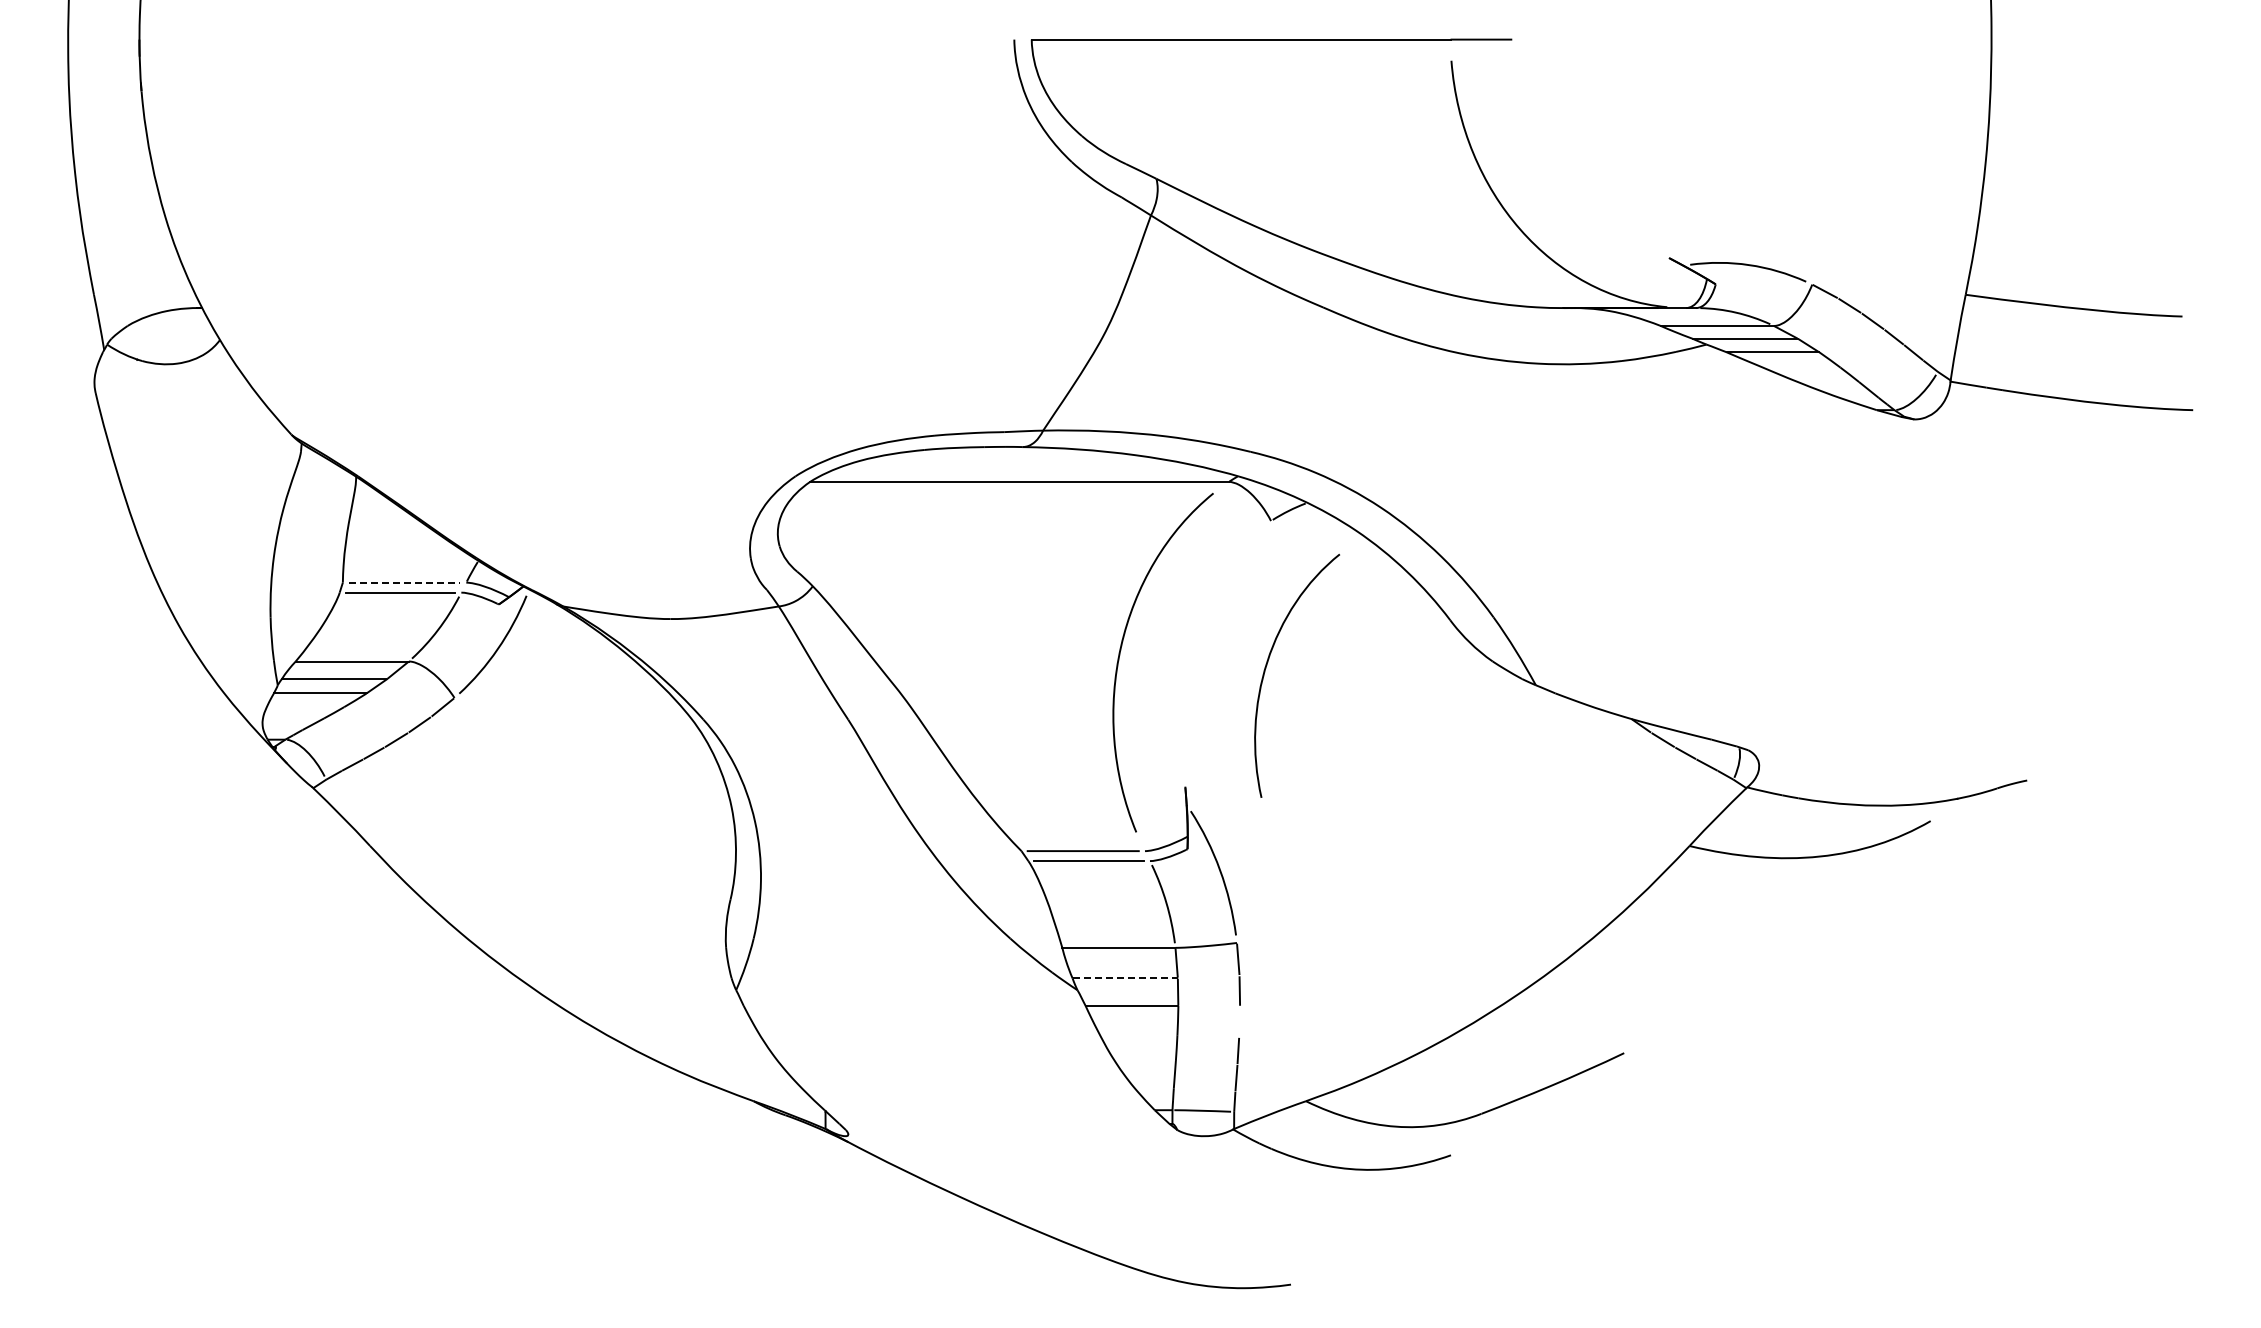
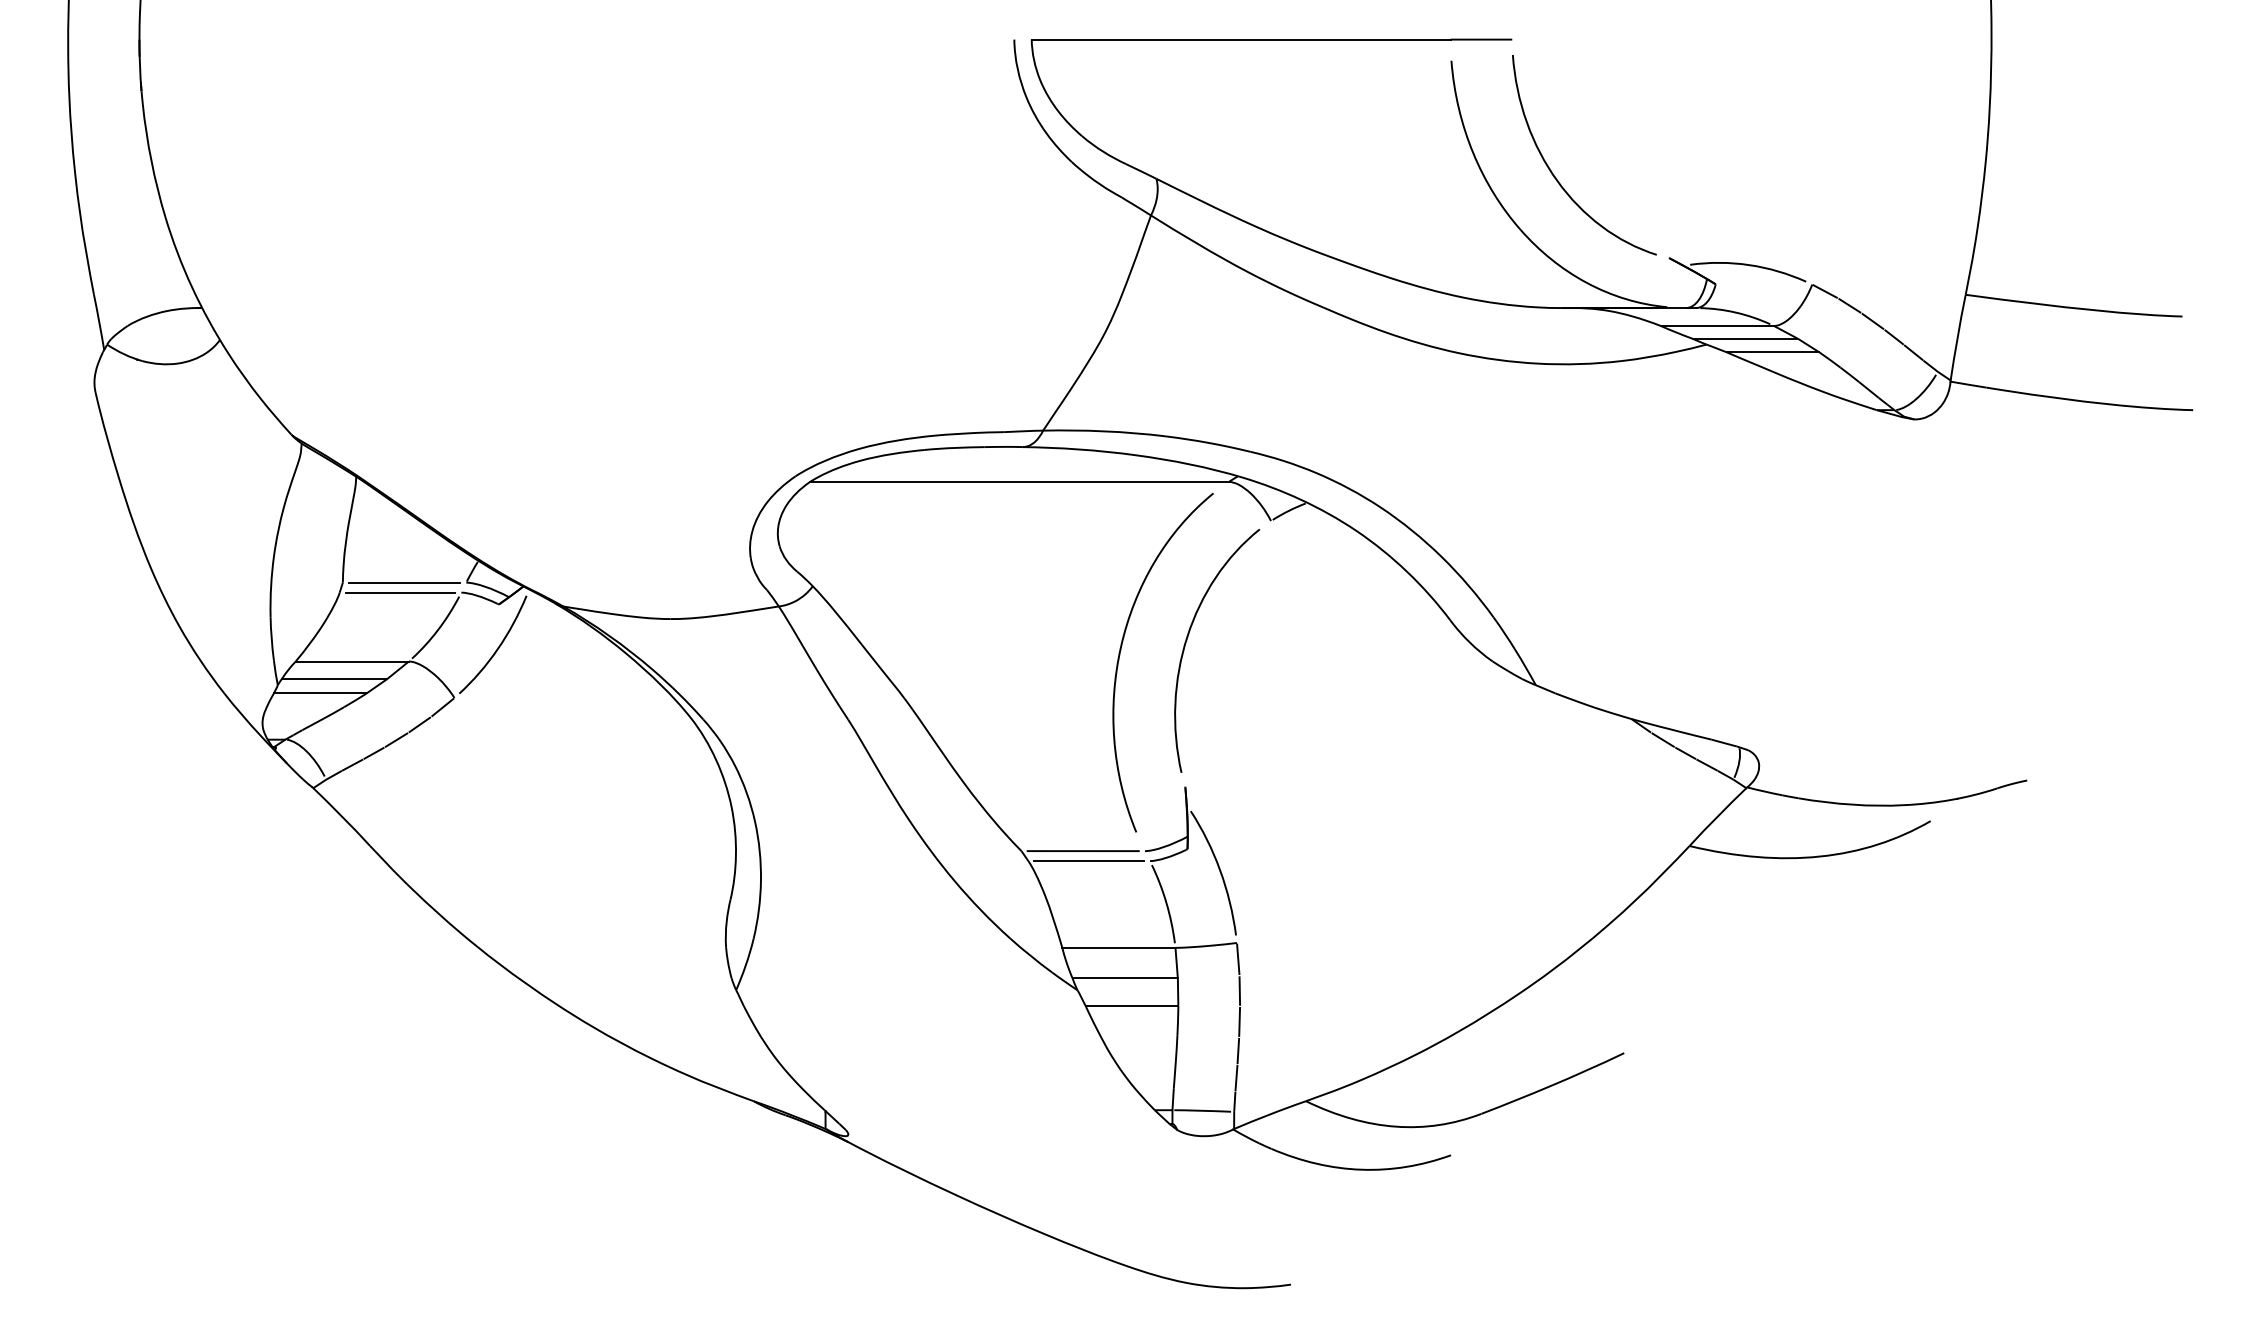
curve: none -> present (1556, 177)
line: dashed -> solid (404, 582)
curve position: (1267, 665) -> (1187, 640) (1187, 640)
line: dashed -> solid (1125, 978)
line: none -> present (1239, 1021)
